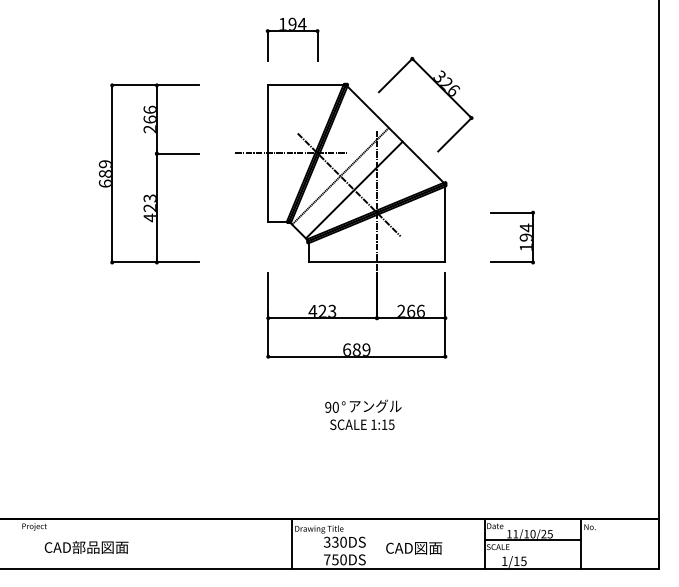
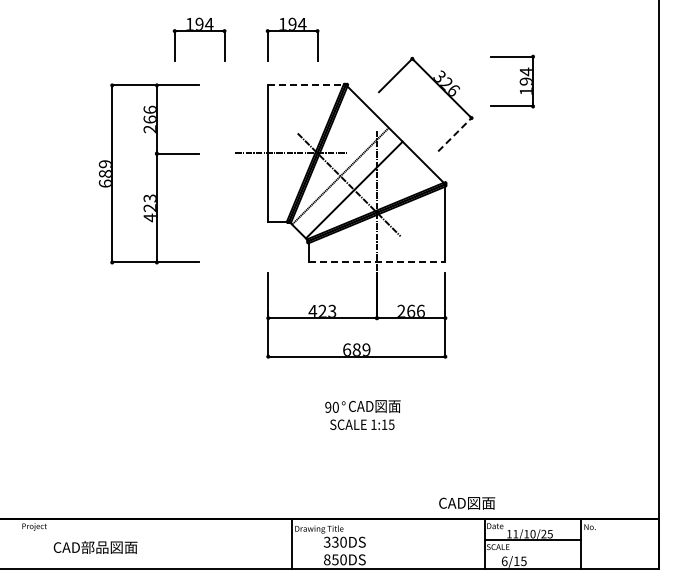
part: none -> present (199, 31)
line: solid -> dashed (305, 84)
line: solid -> dashed (454, 134)
part position: (519, 237) -> (519, 81) (519, 81)
line: solid -> dashed (377, 262)
text: アングル -> CAD図面 (375, 405)
text position: (86, 547) -> (95, 547) (95, 547)
text position: (414, 548) -> (467, 503) (467, 503)
text: 750DS -> 850DS (327, 559)
text: 1/15 -> 6/15 (504, 560)
